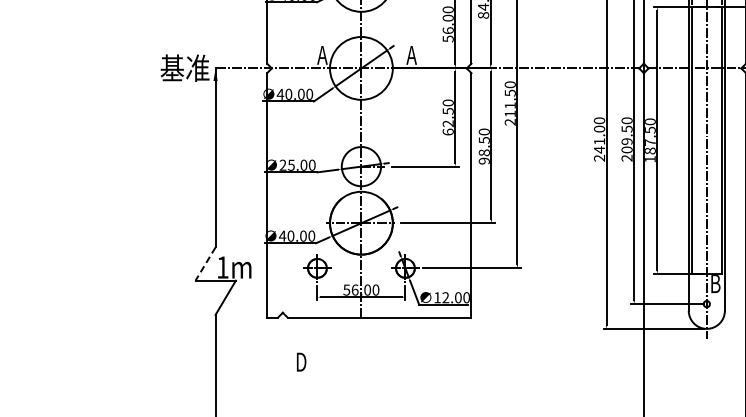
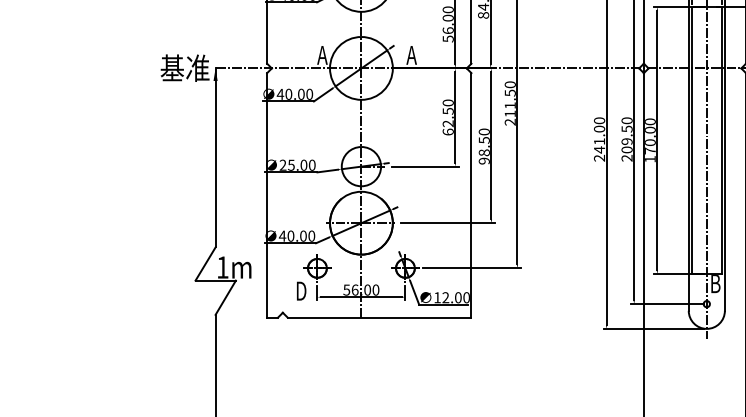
text: 187.50 -> 170.00 (650, 140)
line: dashed -> solid (205, 264)
text position: (301, 361) -> (301, 290) (301, 290)
